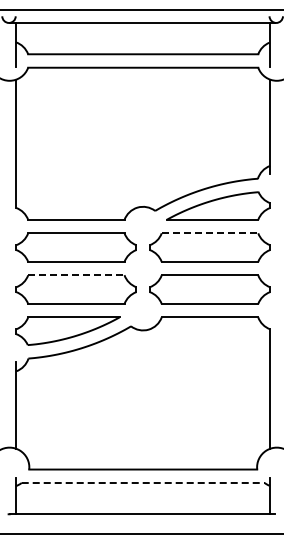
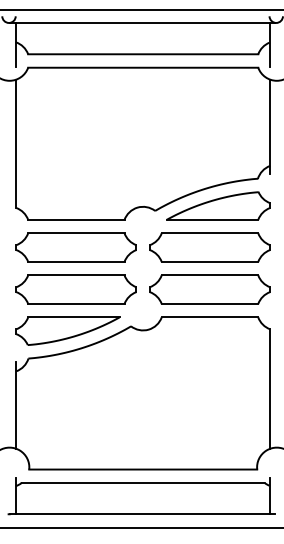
line: dashed -> solid (210, 233)
line: dashed -> solid (76, 275)
line: dashed -> solid (143, 483)
line position: (141, 533) -> (141, 527) (141, 527)
